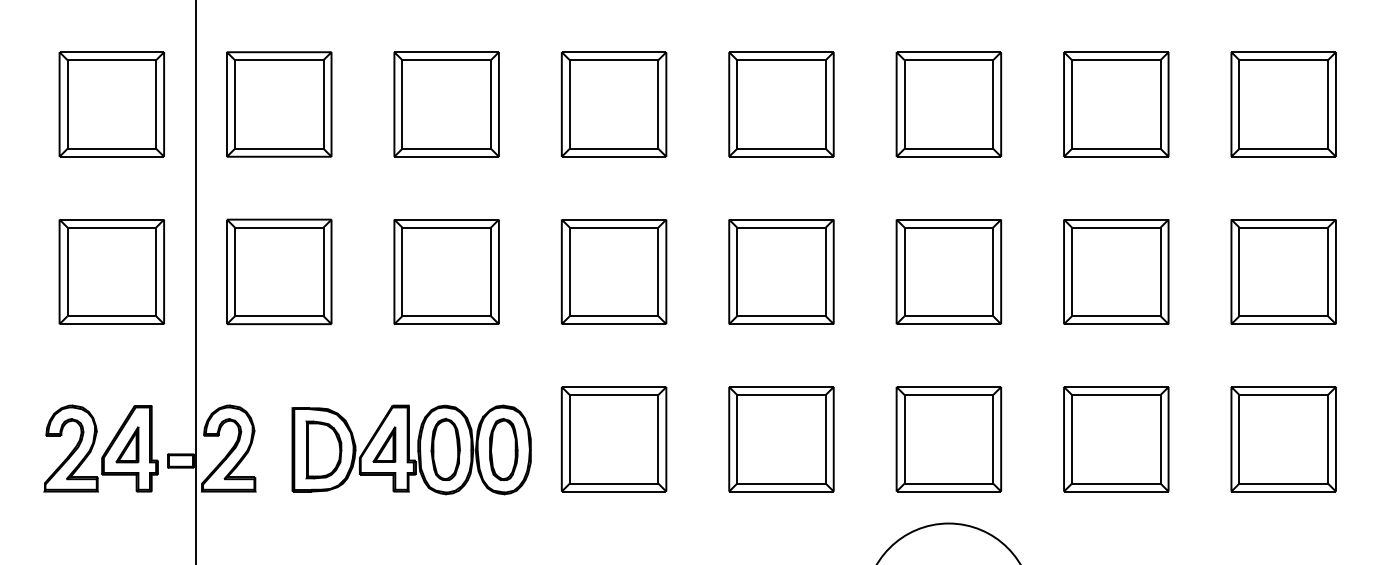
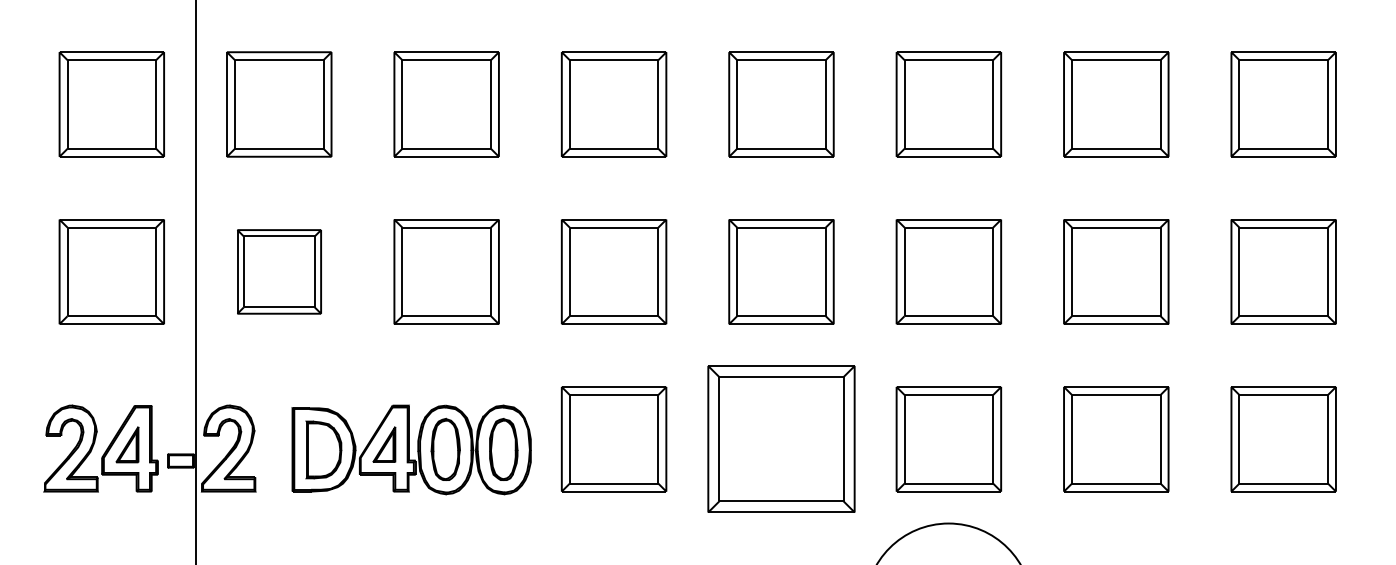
part size: 107x108 px -> 85x86 px (279, 271)
part size: 107x107 px -> 149x148 px (781, 438)
